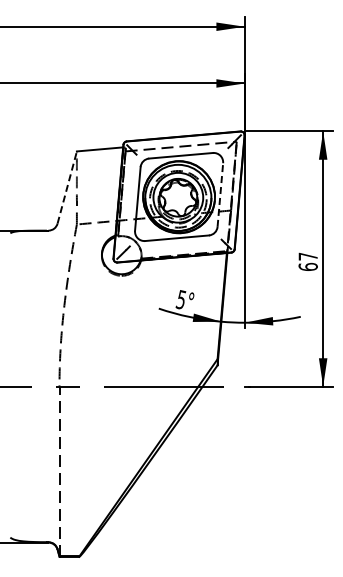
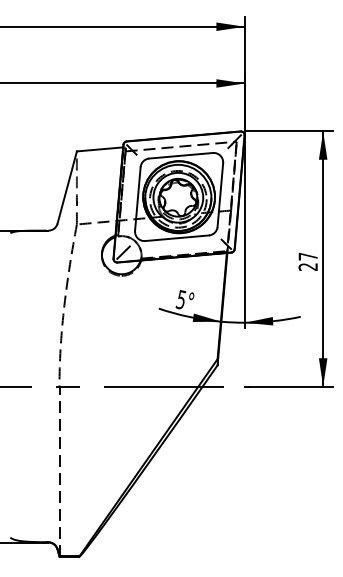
line: dashed -> solid (67, 187)
line: dashed -> solid (220, 195)
text: 67 -> 27 (307, 266)
